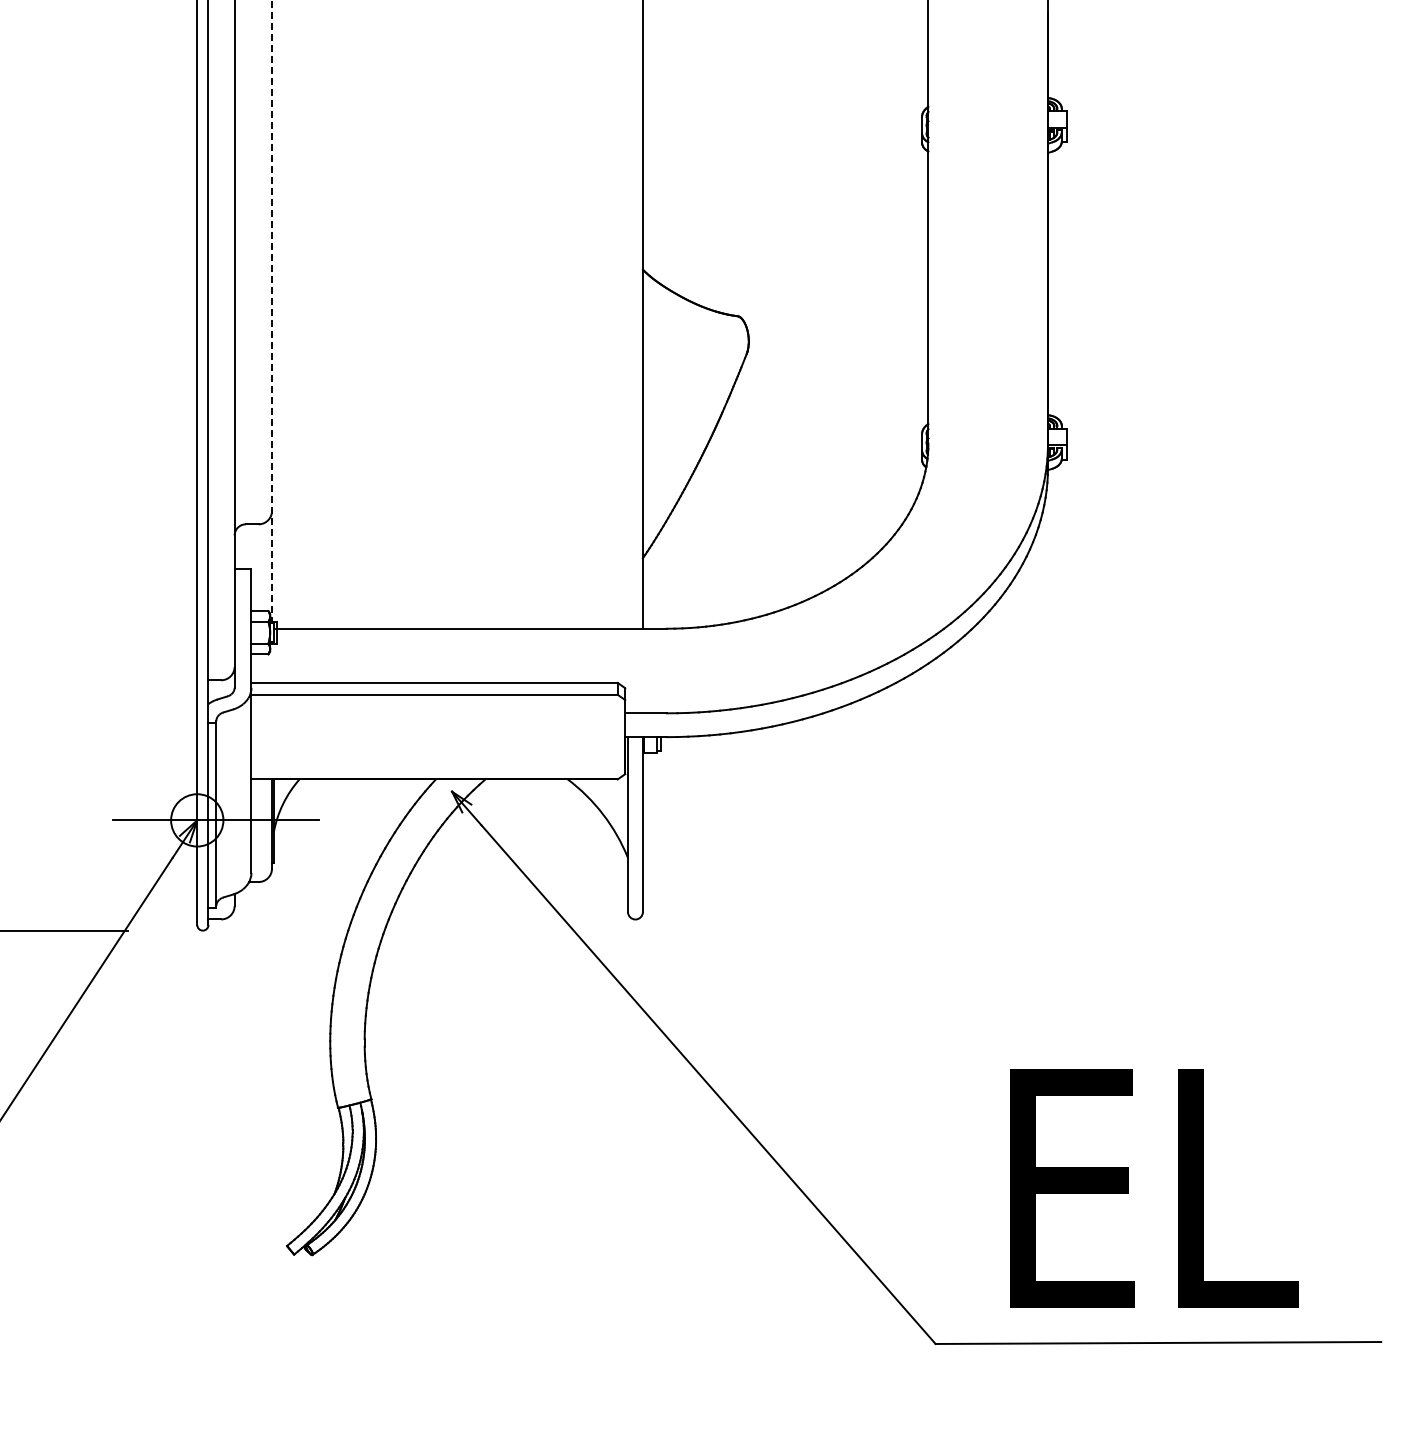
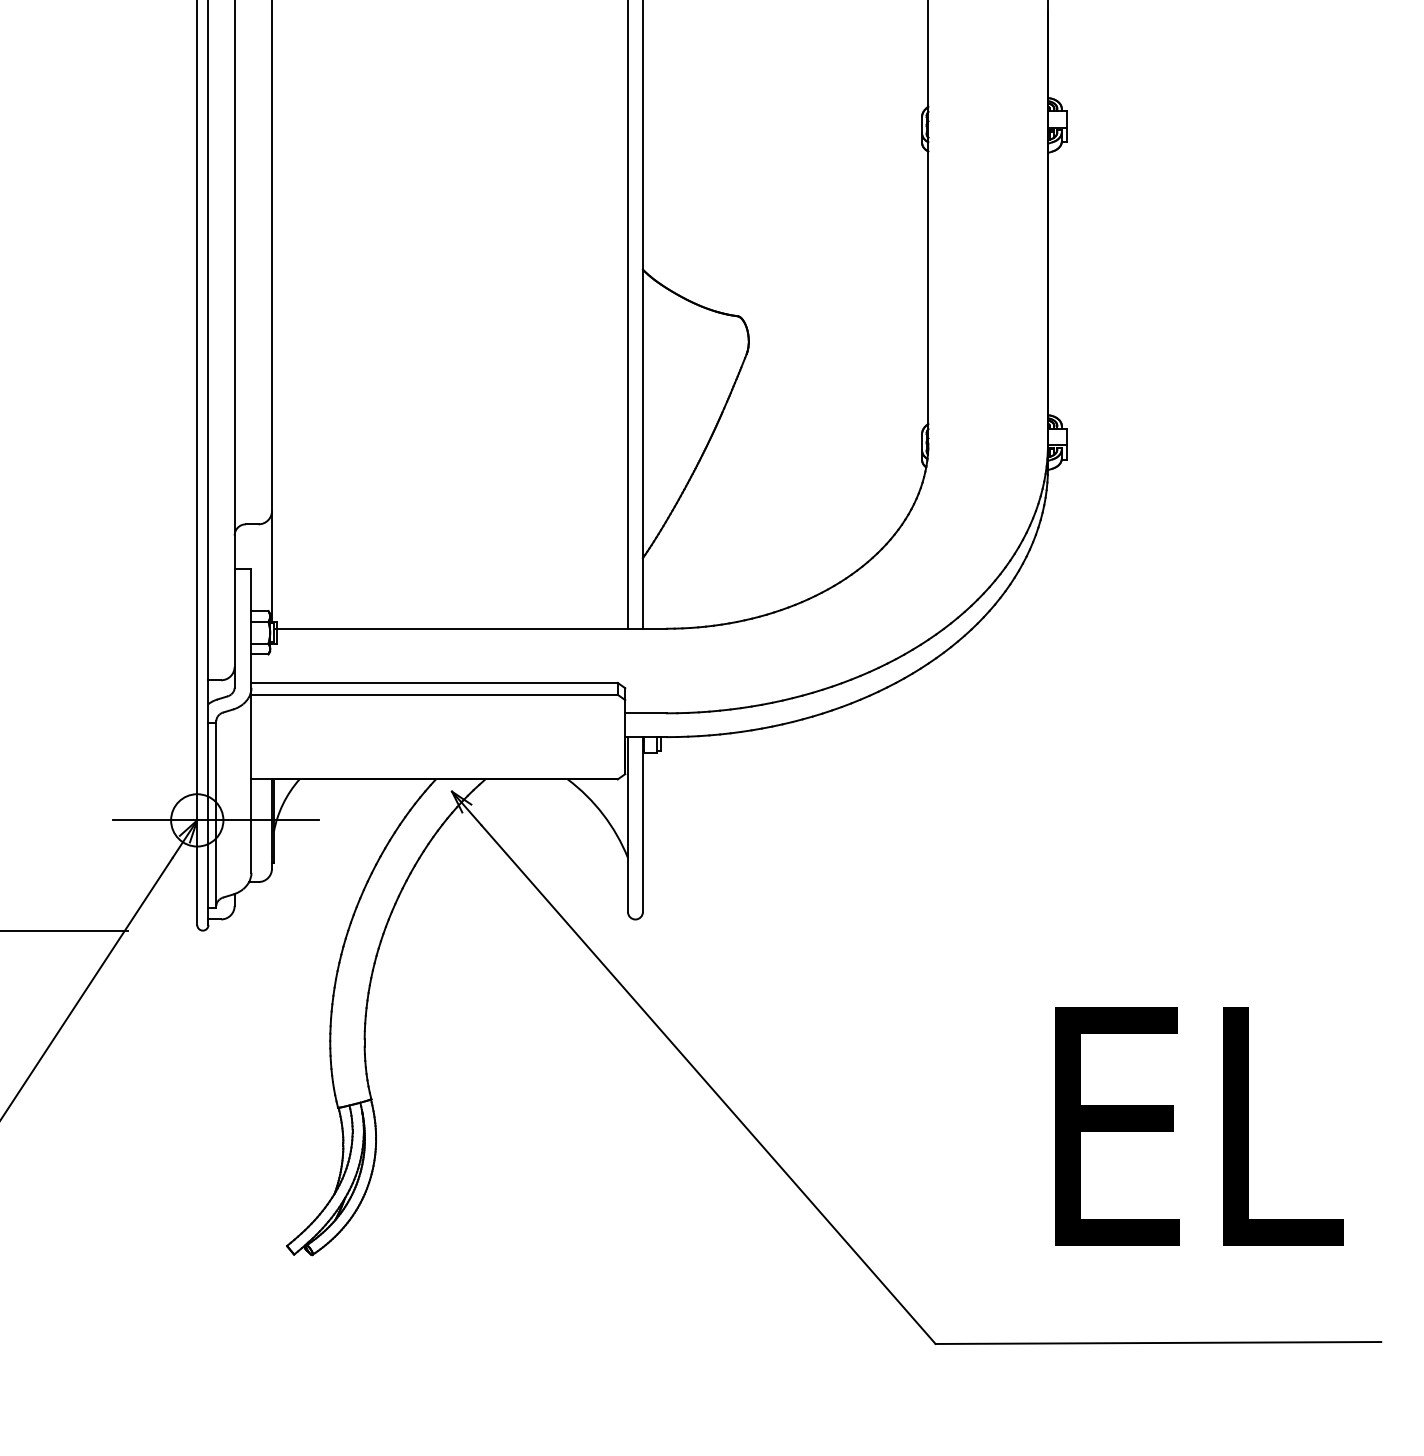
line: dashed -> solid (272, 312)
line: none -> present (627, 315)
text position: (1154, 1188) -> (1199, 1126) (1199, 1126)
